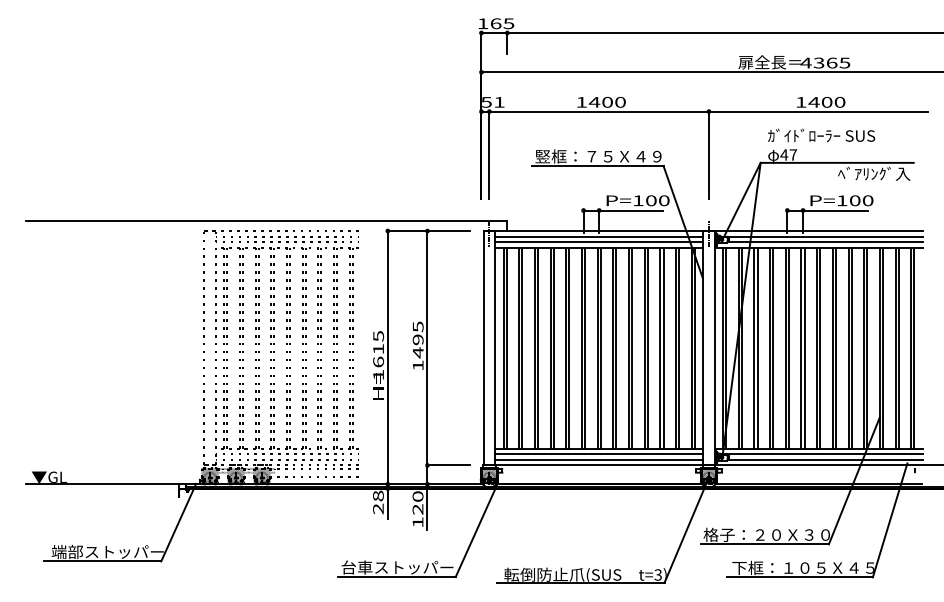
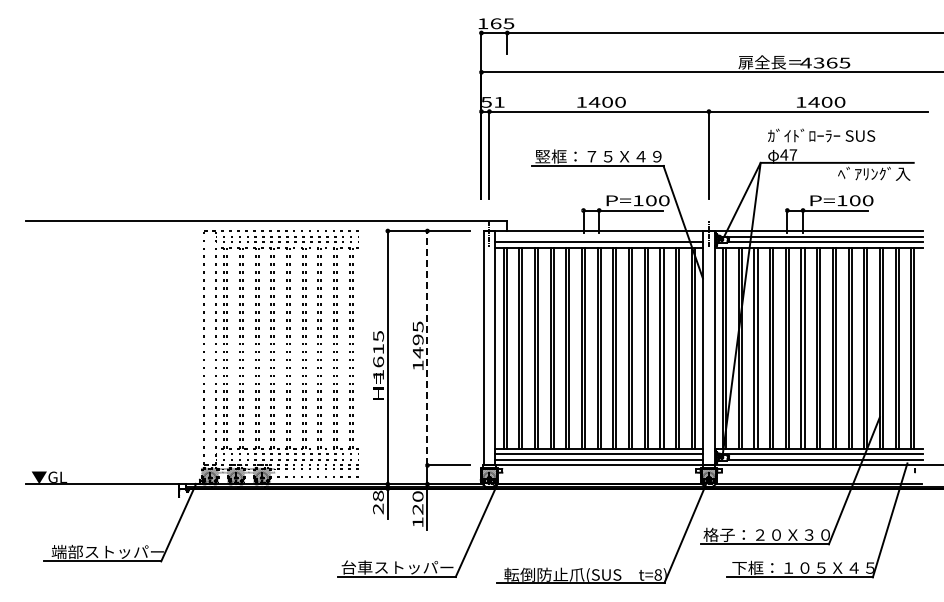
line: present -> none (599, 236)
line: solid -> dashed (427, 347)
text: t=3) -> t=8) (657, 574)
